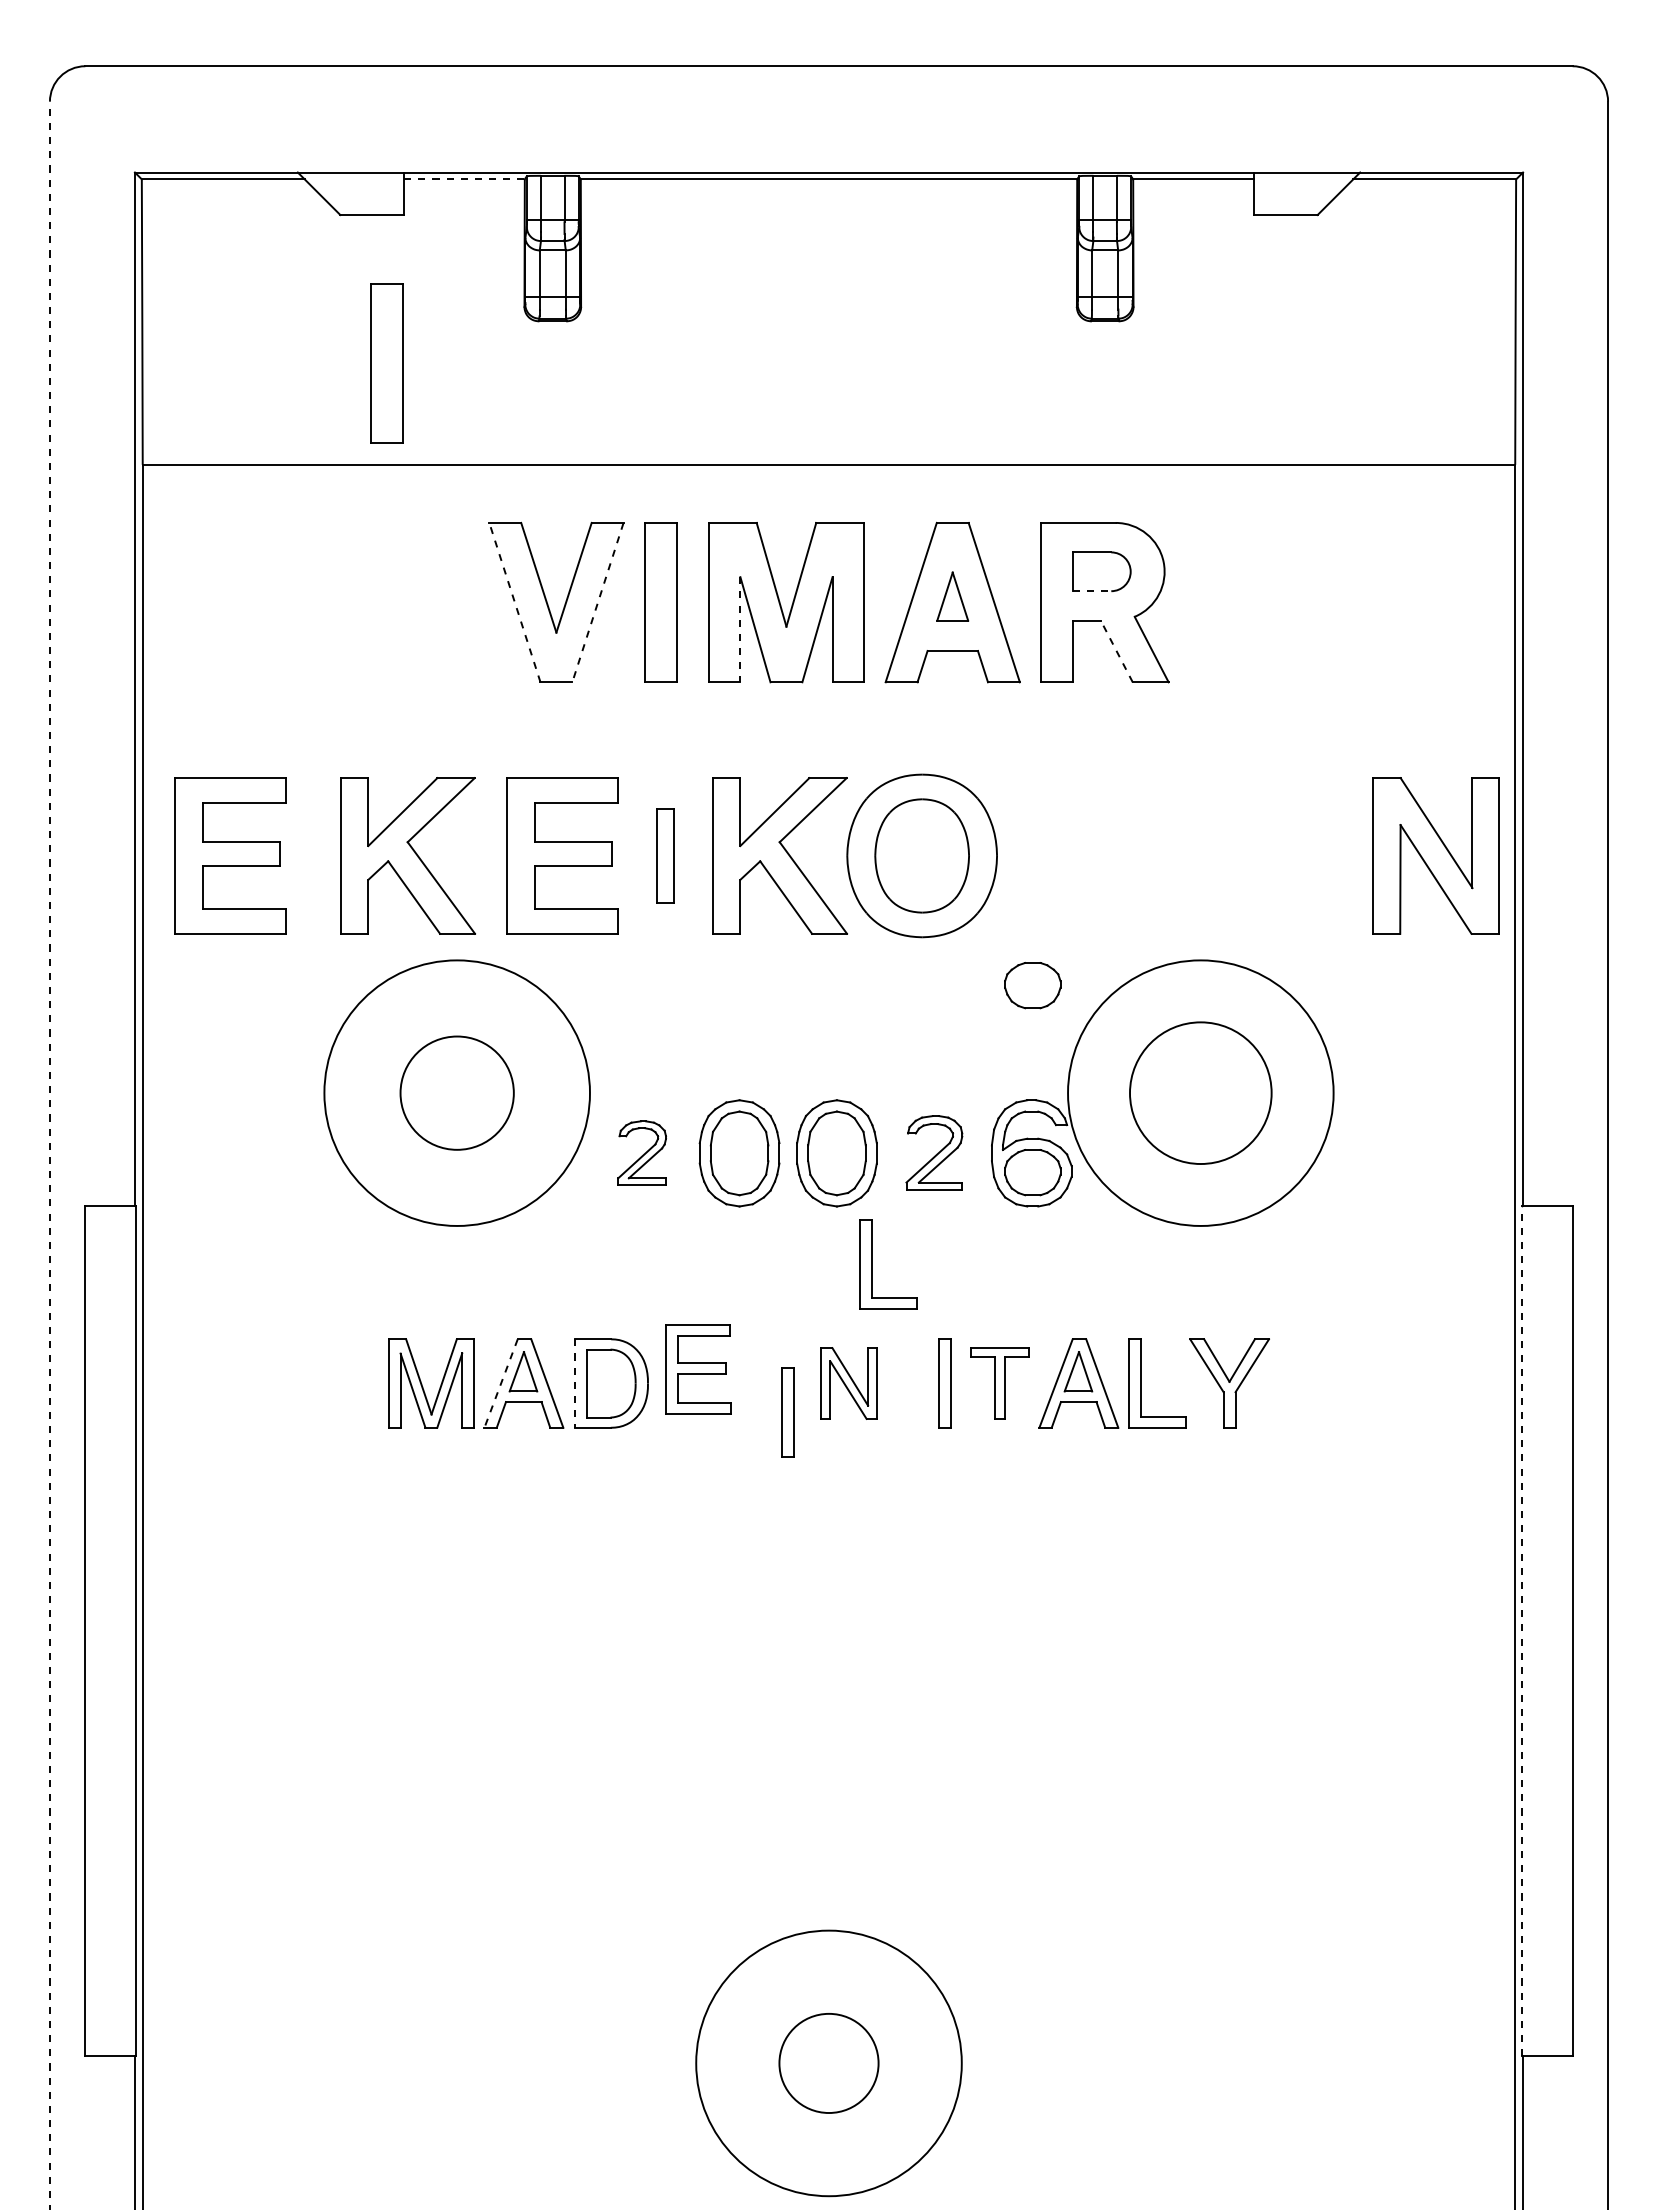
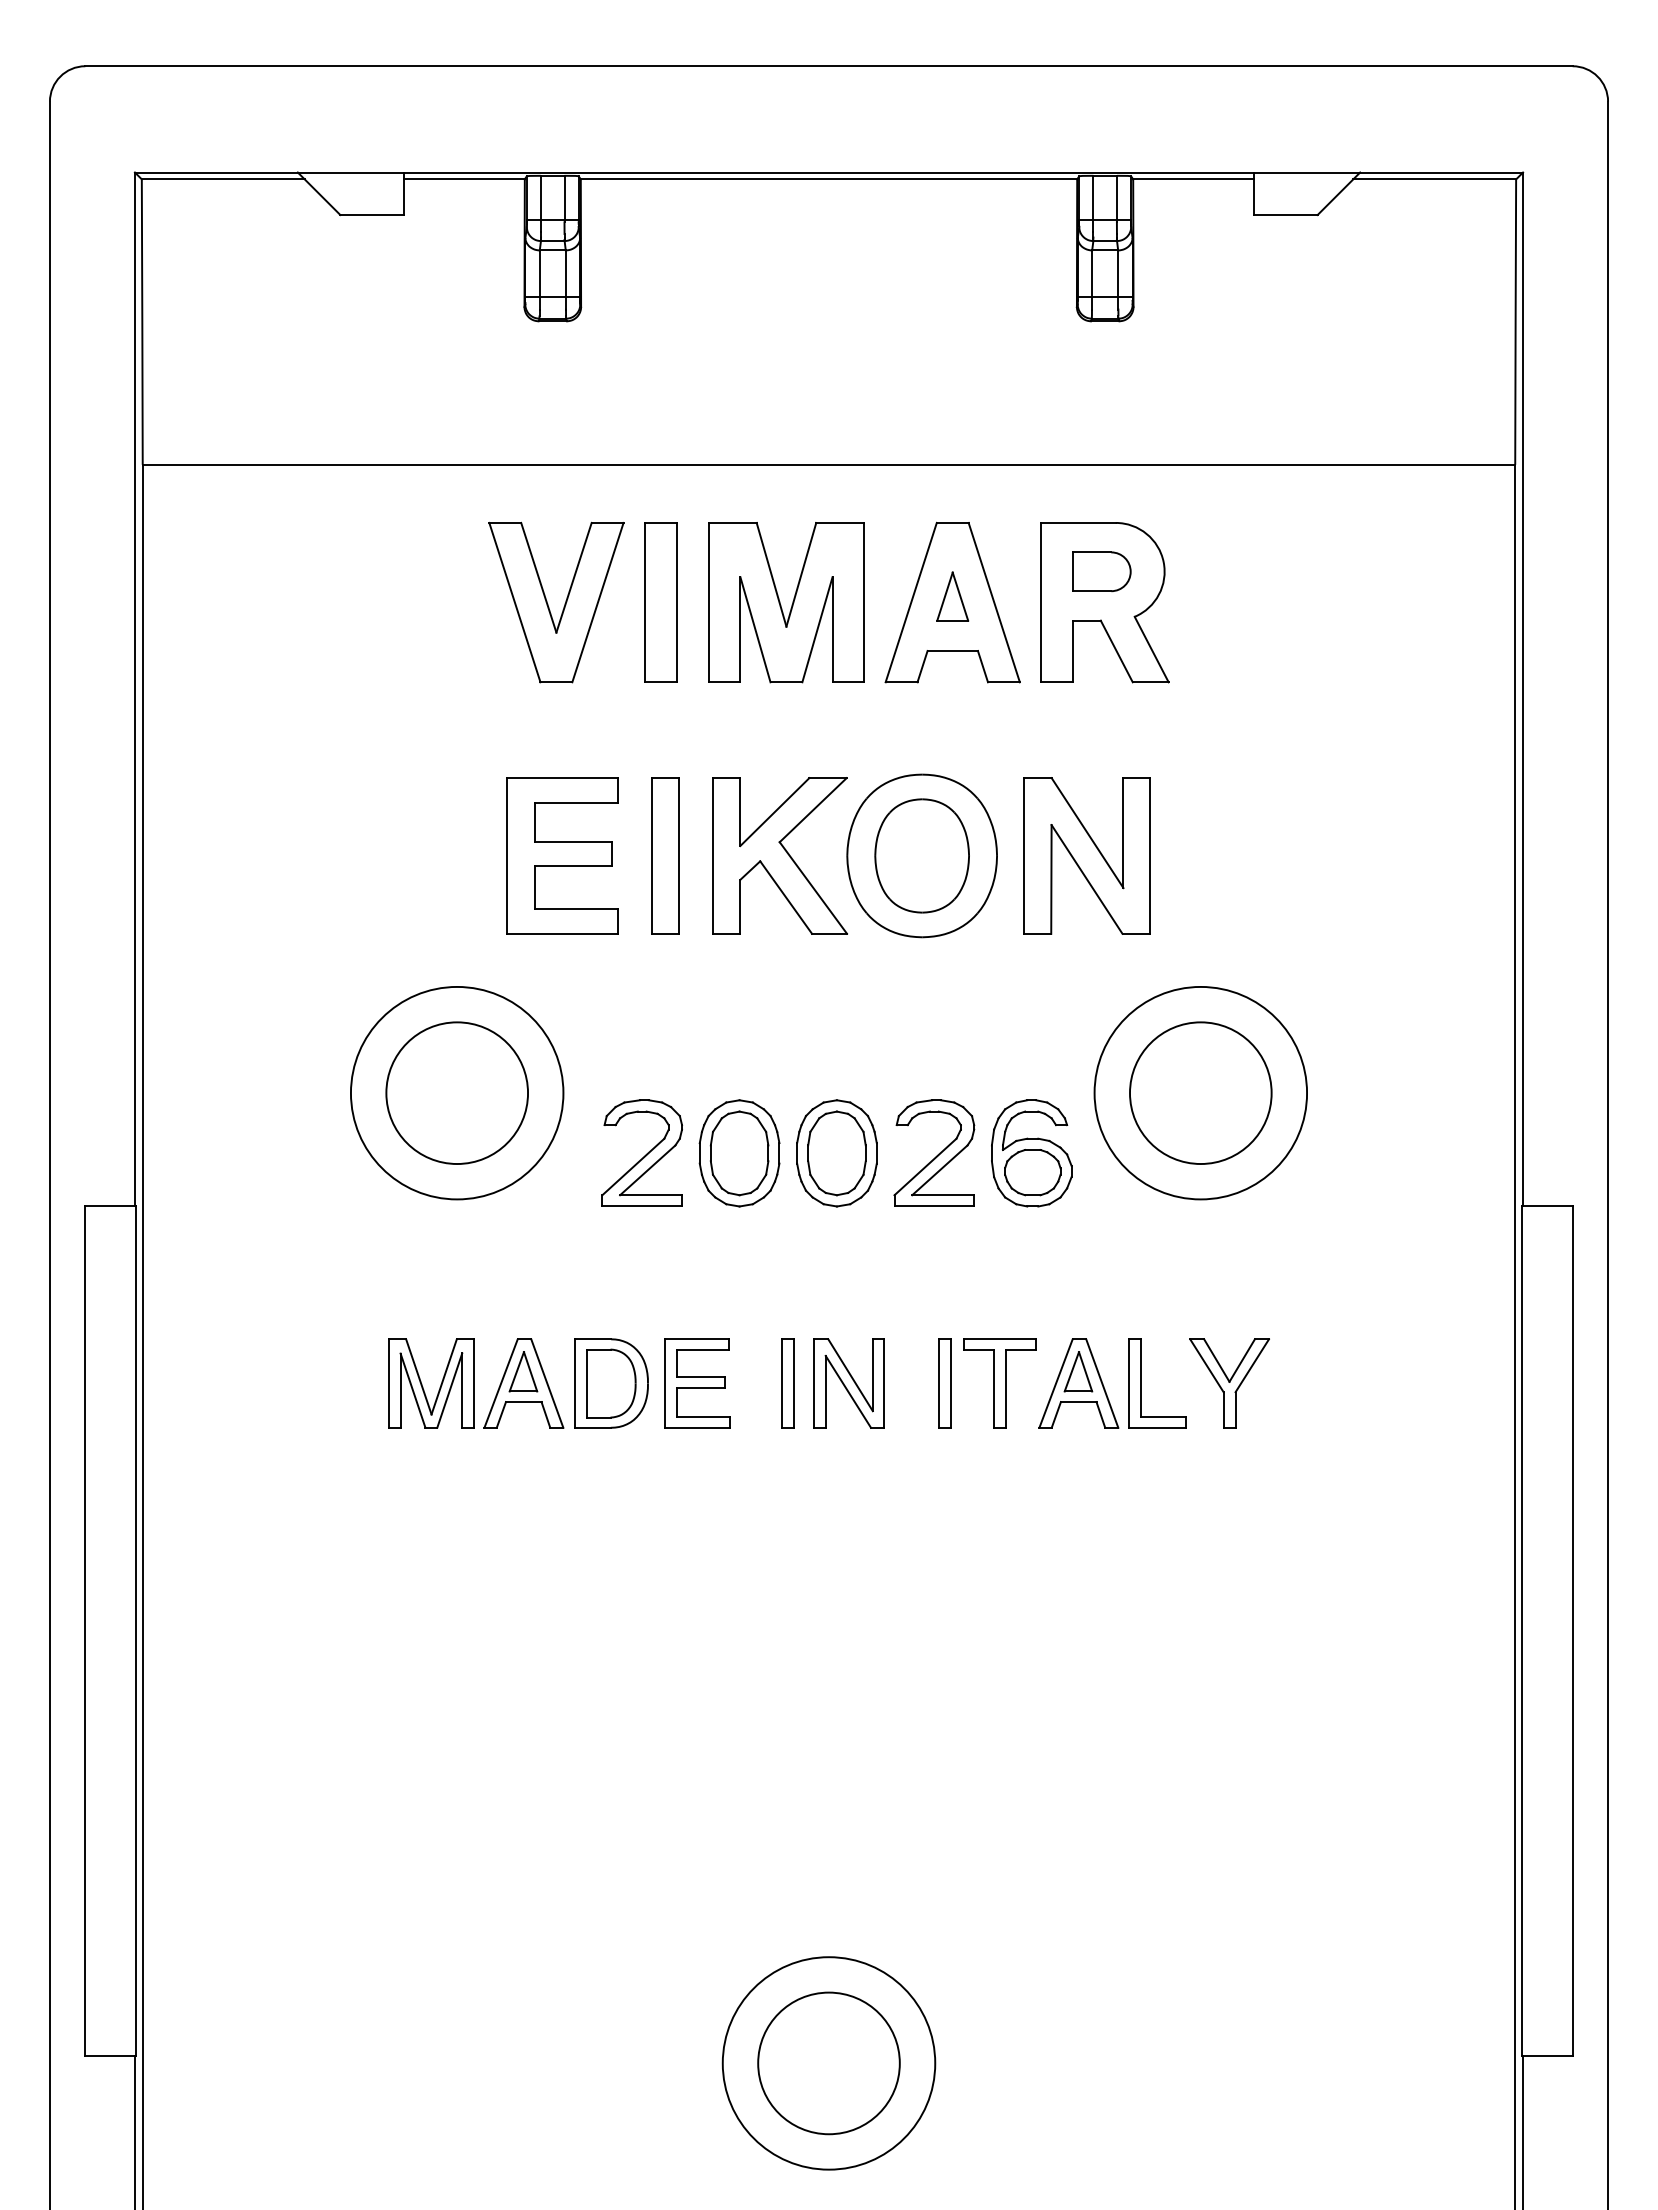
line: dashed -> solid (464, 179)
part: present -> none (386, 363)
line: dashed -> solid (1092, 591)
line: dashed -> solid (514, 602)
line: dashed -> solid (597, 602)
line: dashed -> solid (740, 629)
line: dashed -> solid (1116, 651)
part: present -> none (230, 855)
part: present -> none (407, 855)
part size: 19x96 px -> 29x158 px (665, 855)
part position: (1435, 855) -> (1086, 855) (1086, 855)
part: present -> none (1032, 985)
circle diameter: 113 px -> 142 px (457, 1093)
circle diameter: 266 px -> 212 px (456, 1092)
circle diameter: 266 px -> 212 px (1200, 1092)
part size: 50x66 px -> 82x108 px (641, 1152)
part size: 59x76 px -> 83x108 px (934, 1152)
line: dashed -> solid (49, 1155)
part: present -> none (872, 1264)
part position: (698, 1369) -> (697, 1383) (697, 1383)
part size: 58x73 px -> 72x91 px (848, 1383)
part size: 60x73 px -> 74x91 px (999, 1383)
line: dashed -> solid (500, 1384)
line: dashed -> solid (574, 1384)
part position: (787, 1412) -> (787, 1383) (787, 1383)
line: dashed -> solid (1521, 1631)
circle diameter: 266 px -> 212 px (828, 2063)
circle diameter: 99 px -> 142 px (828, 2063)
